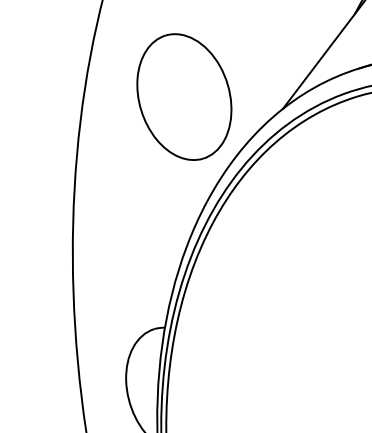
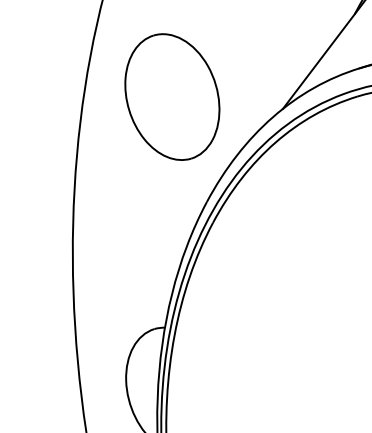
part position: (184, 96) -> (172, 96) (172, 96)
